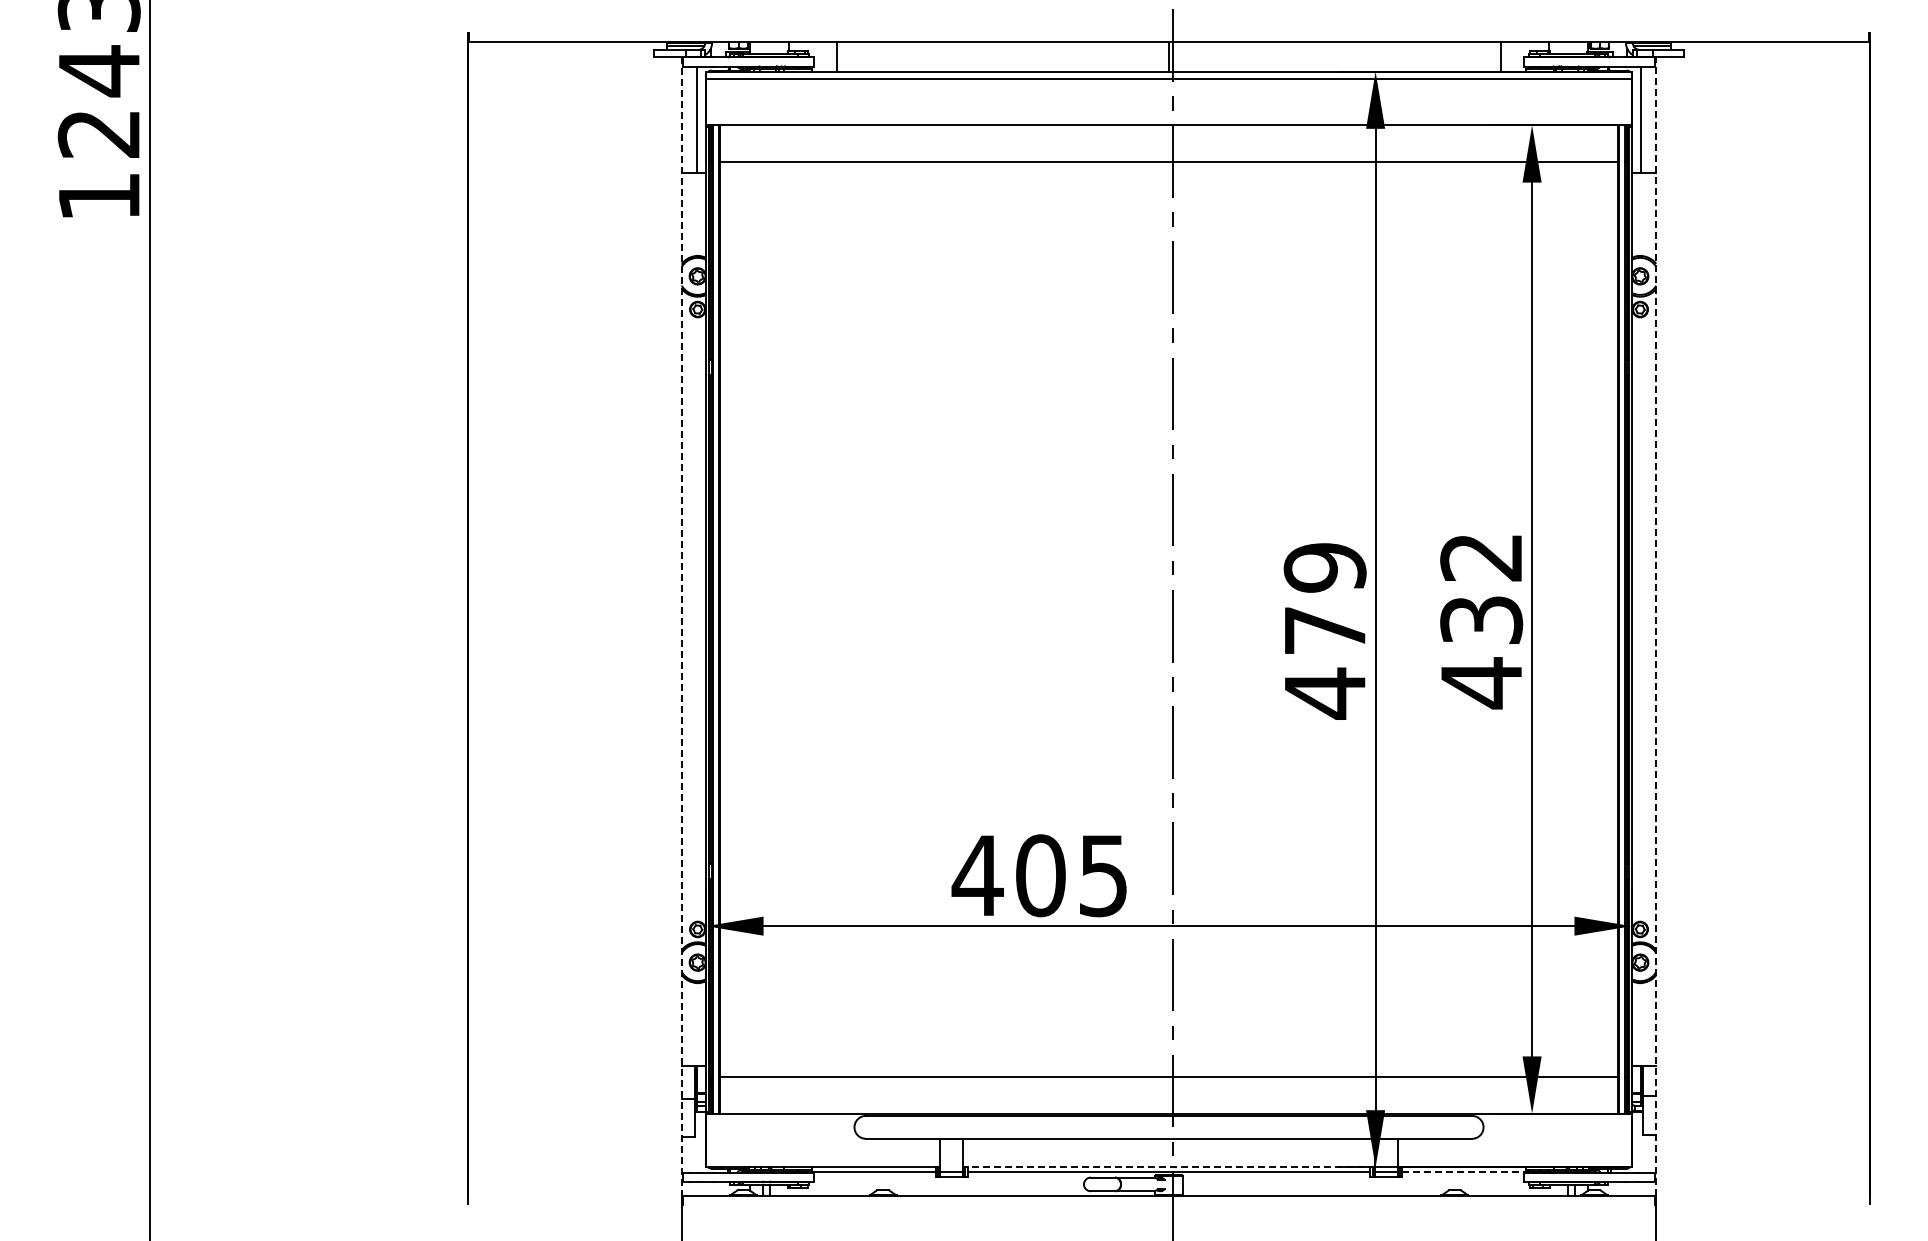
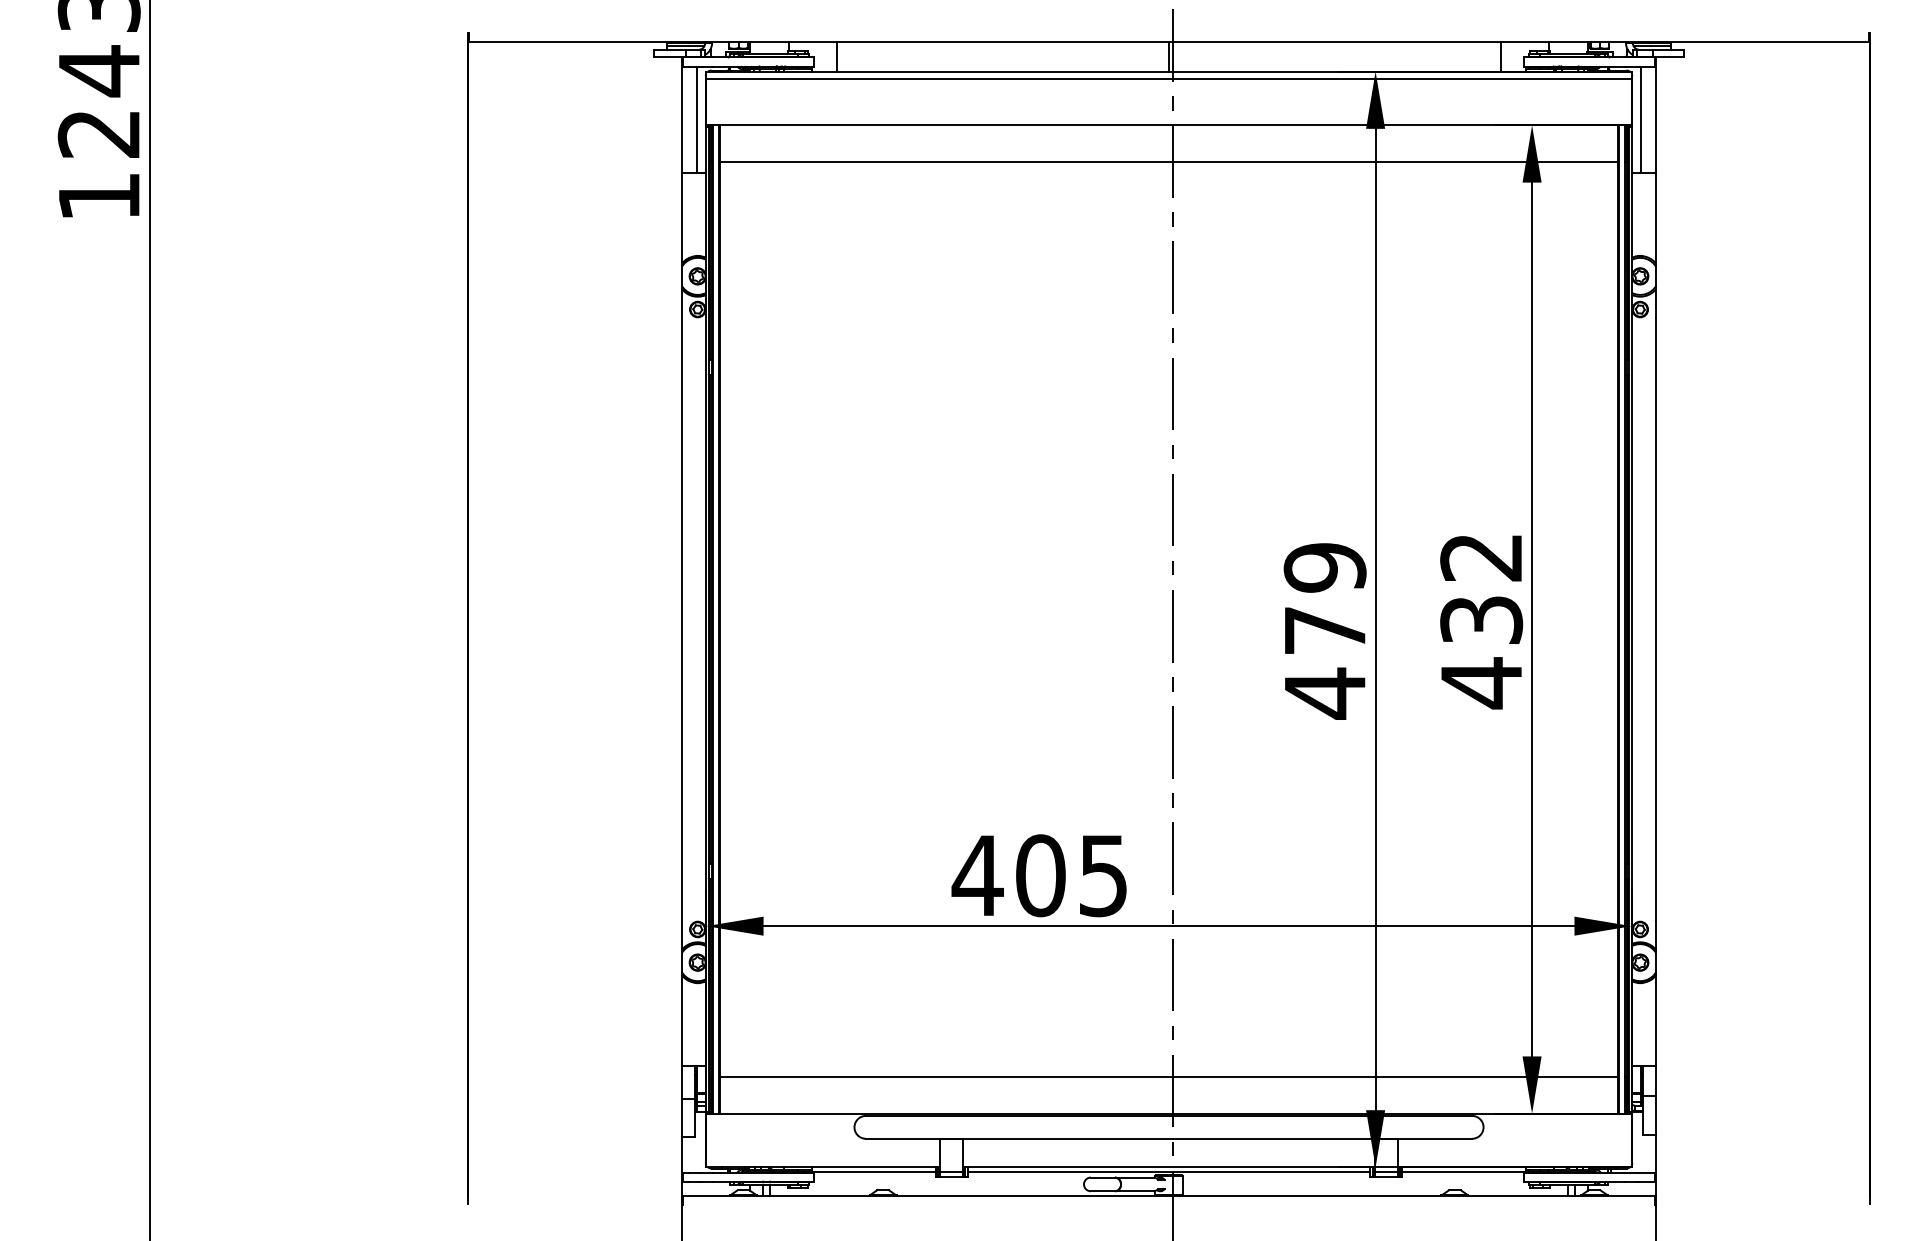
line: dashed -> solid (681, 626)
line: dashed -> solid (1656, 626)
line: dashed -> solid (1169, 1167)
line: dashed -> solid (1466, 1171)
